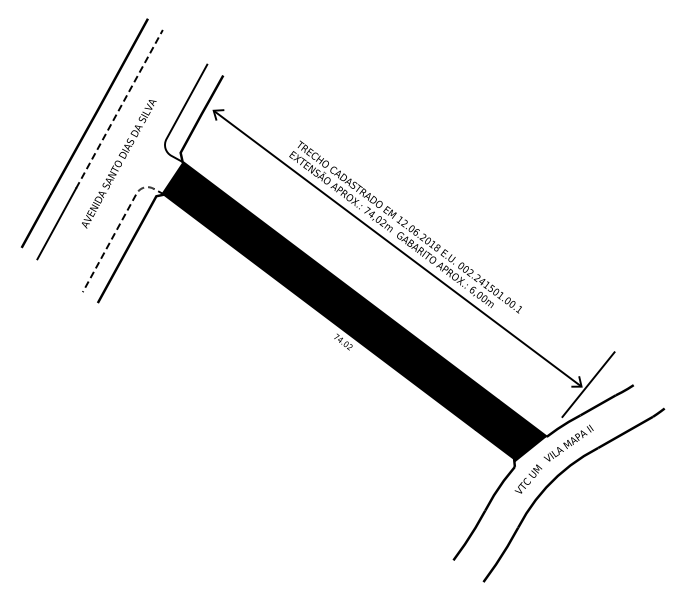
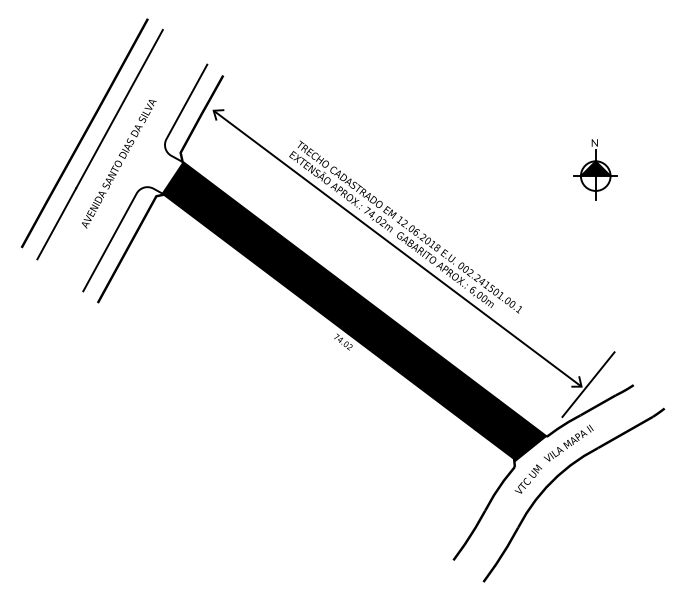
line: dashed -> solid (119, 108)
part: none -> present (595, 169)
line: dashed -> solid (120, 223)
